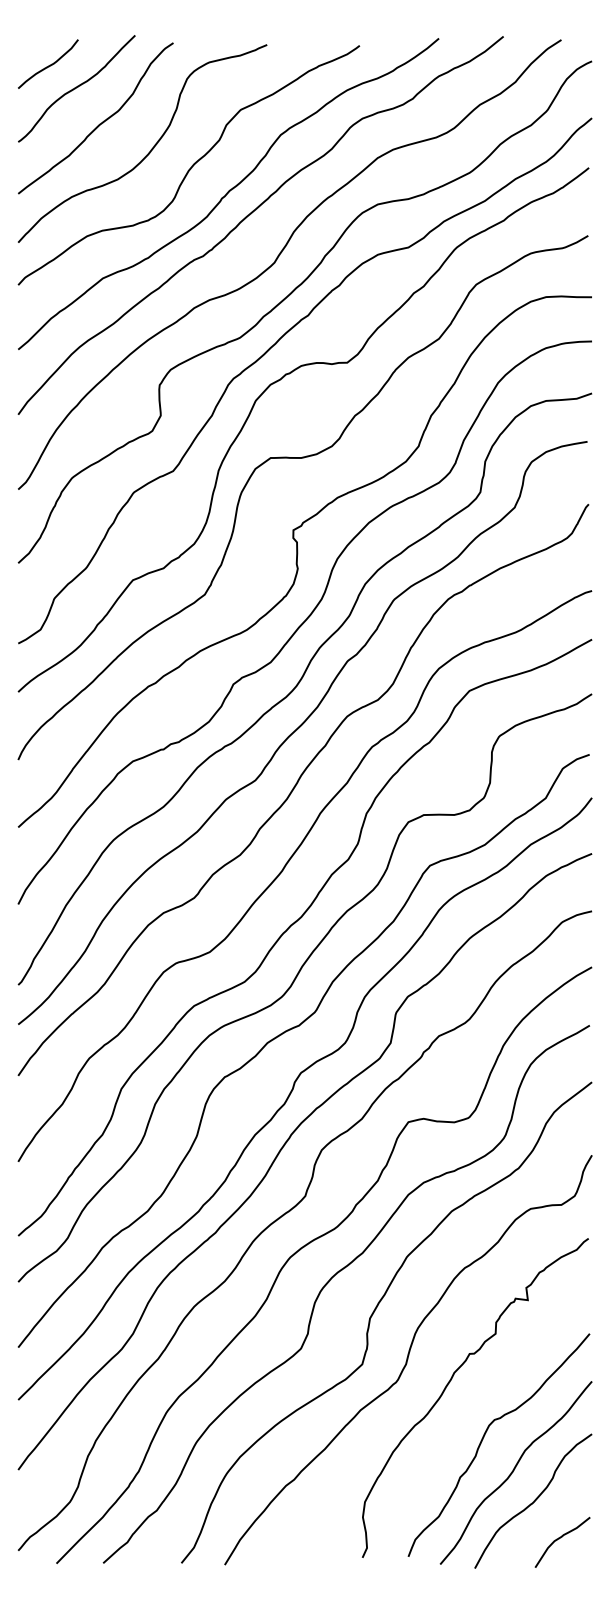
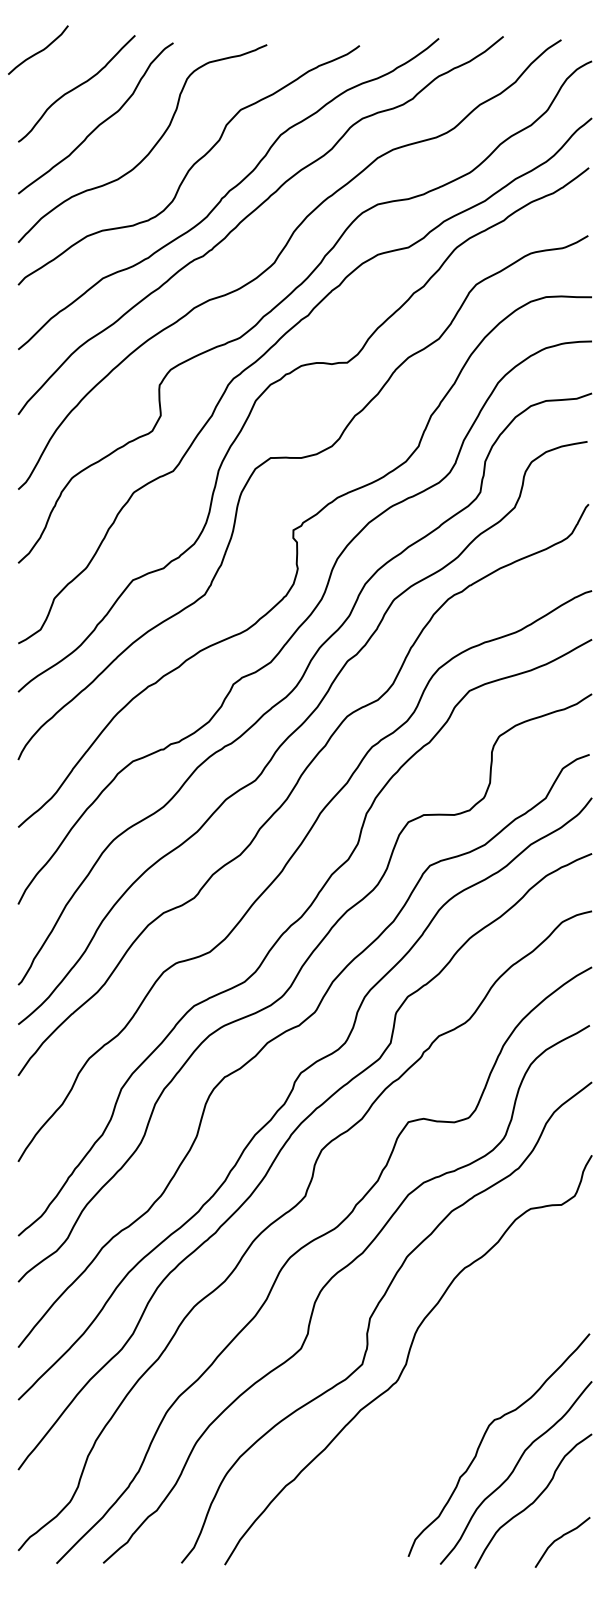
curve position: (48, 65) -> (38, 51) (38, 51)
curve: present -> none (450, 1382)
